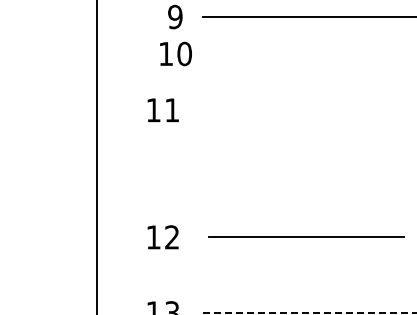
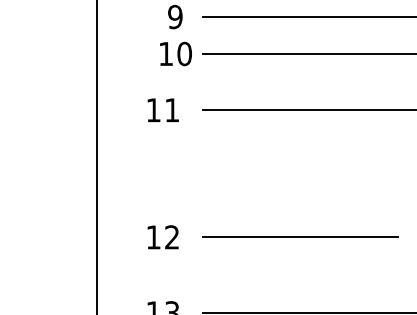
line: none -> present (307, 54)
line: none -> present (307, 110)
line position: (306, 236) -> (300, 236) (300, 236)
line: dashed -> solid (309, 313)
